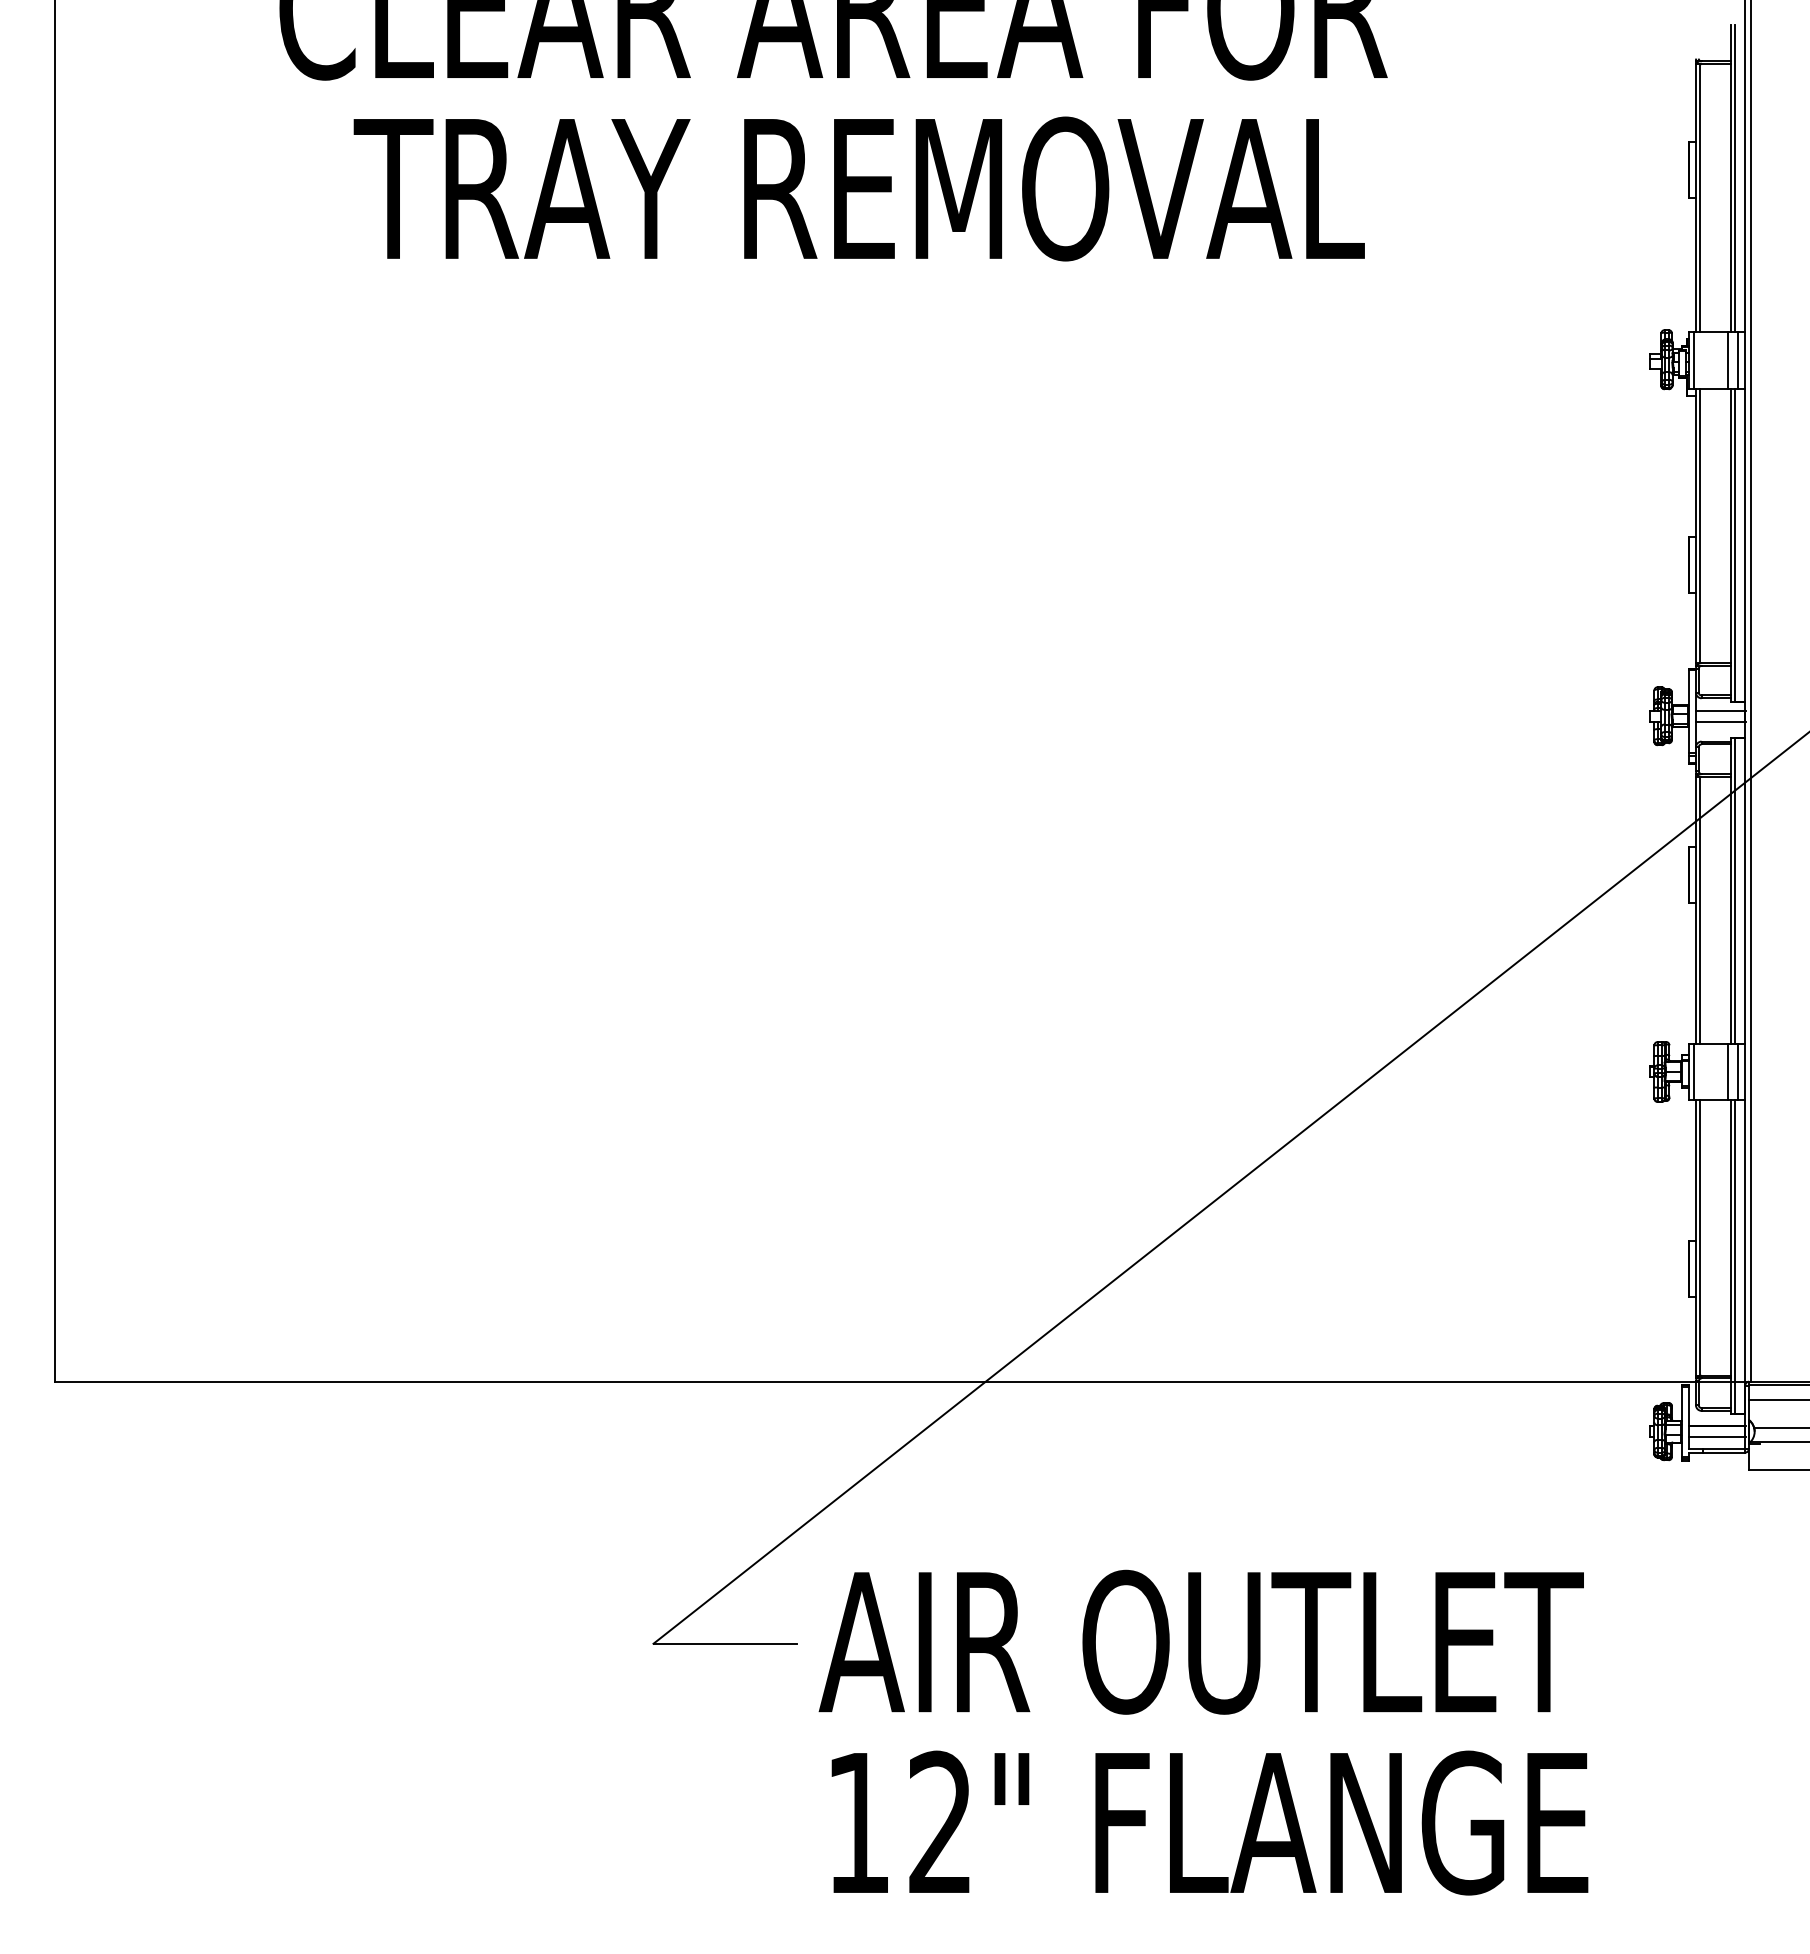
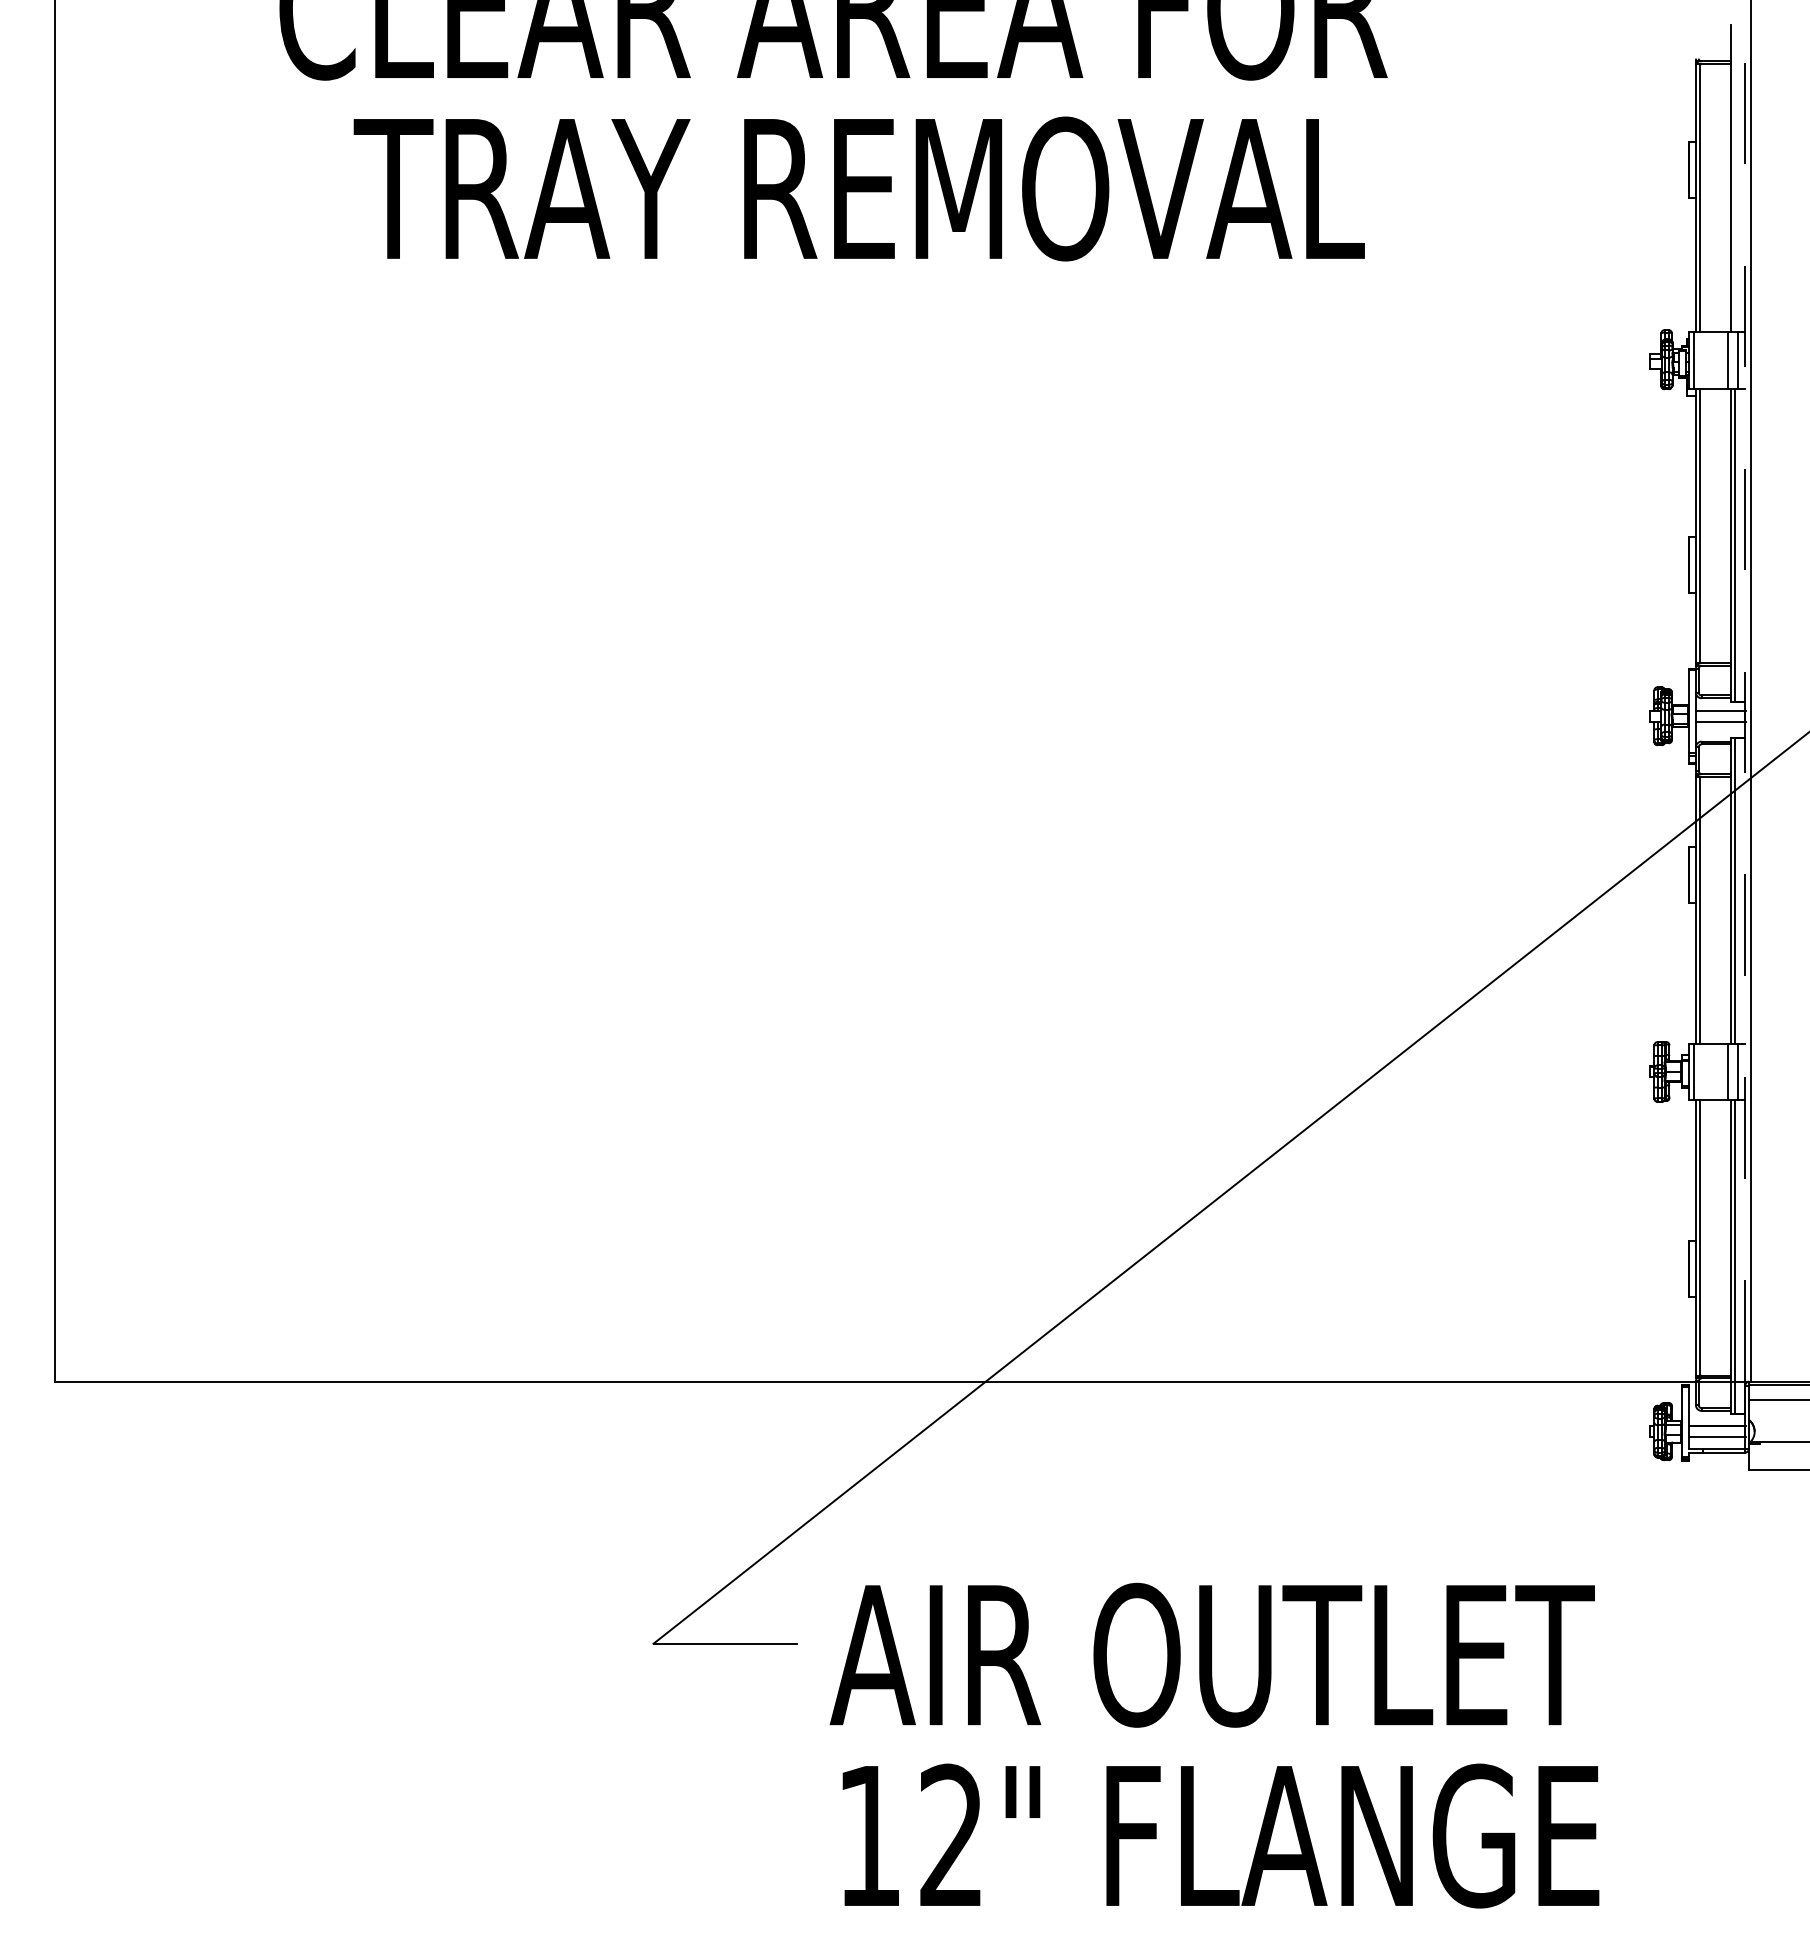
line: present -> none (1734, 178)
line: solid -> dashed (1745, 690)
line: present -> none (1780, 1427)
text position: (1203, 1732) -> (1214, 1745) (1214, 1745)
